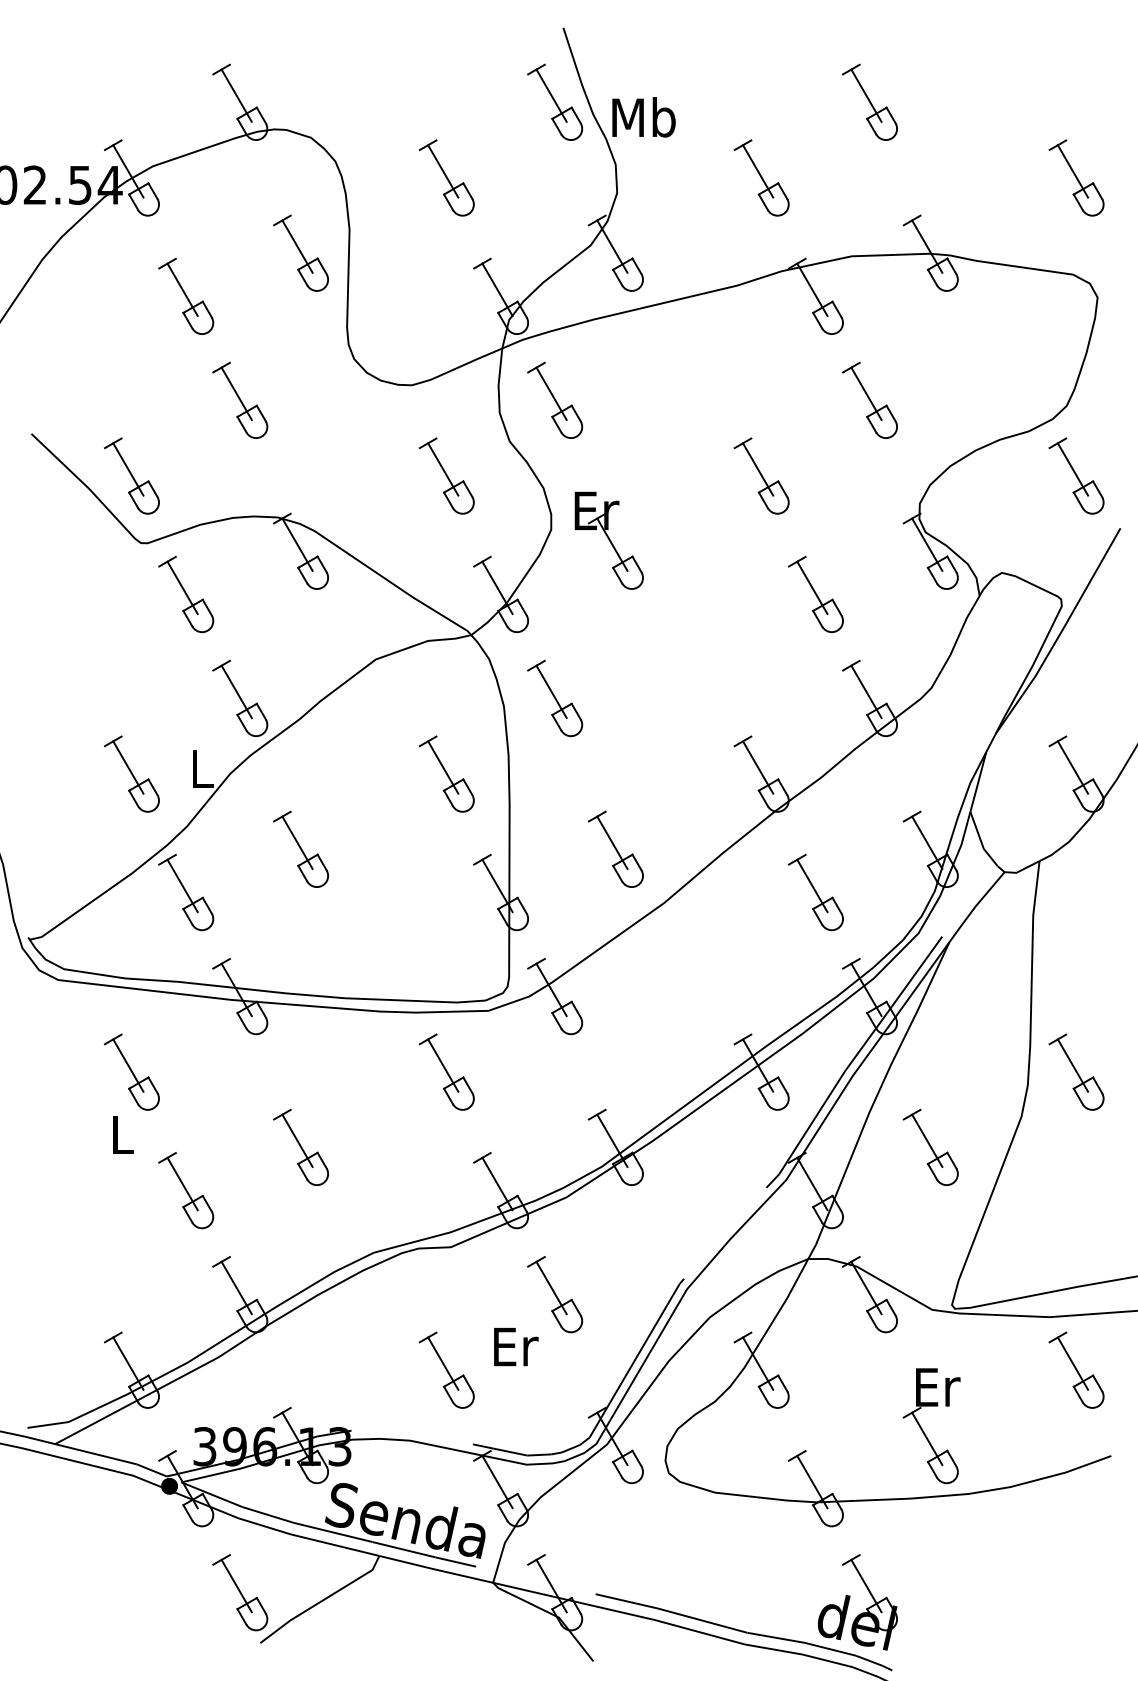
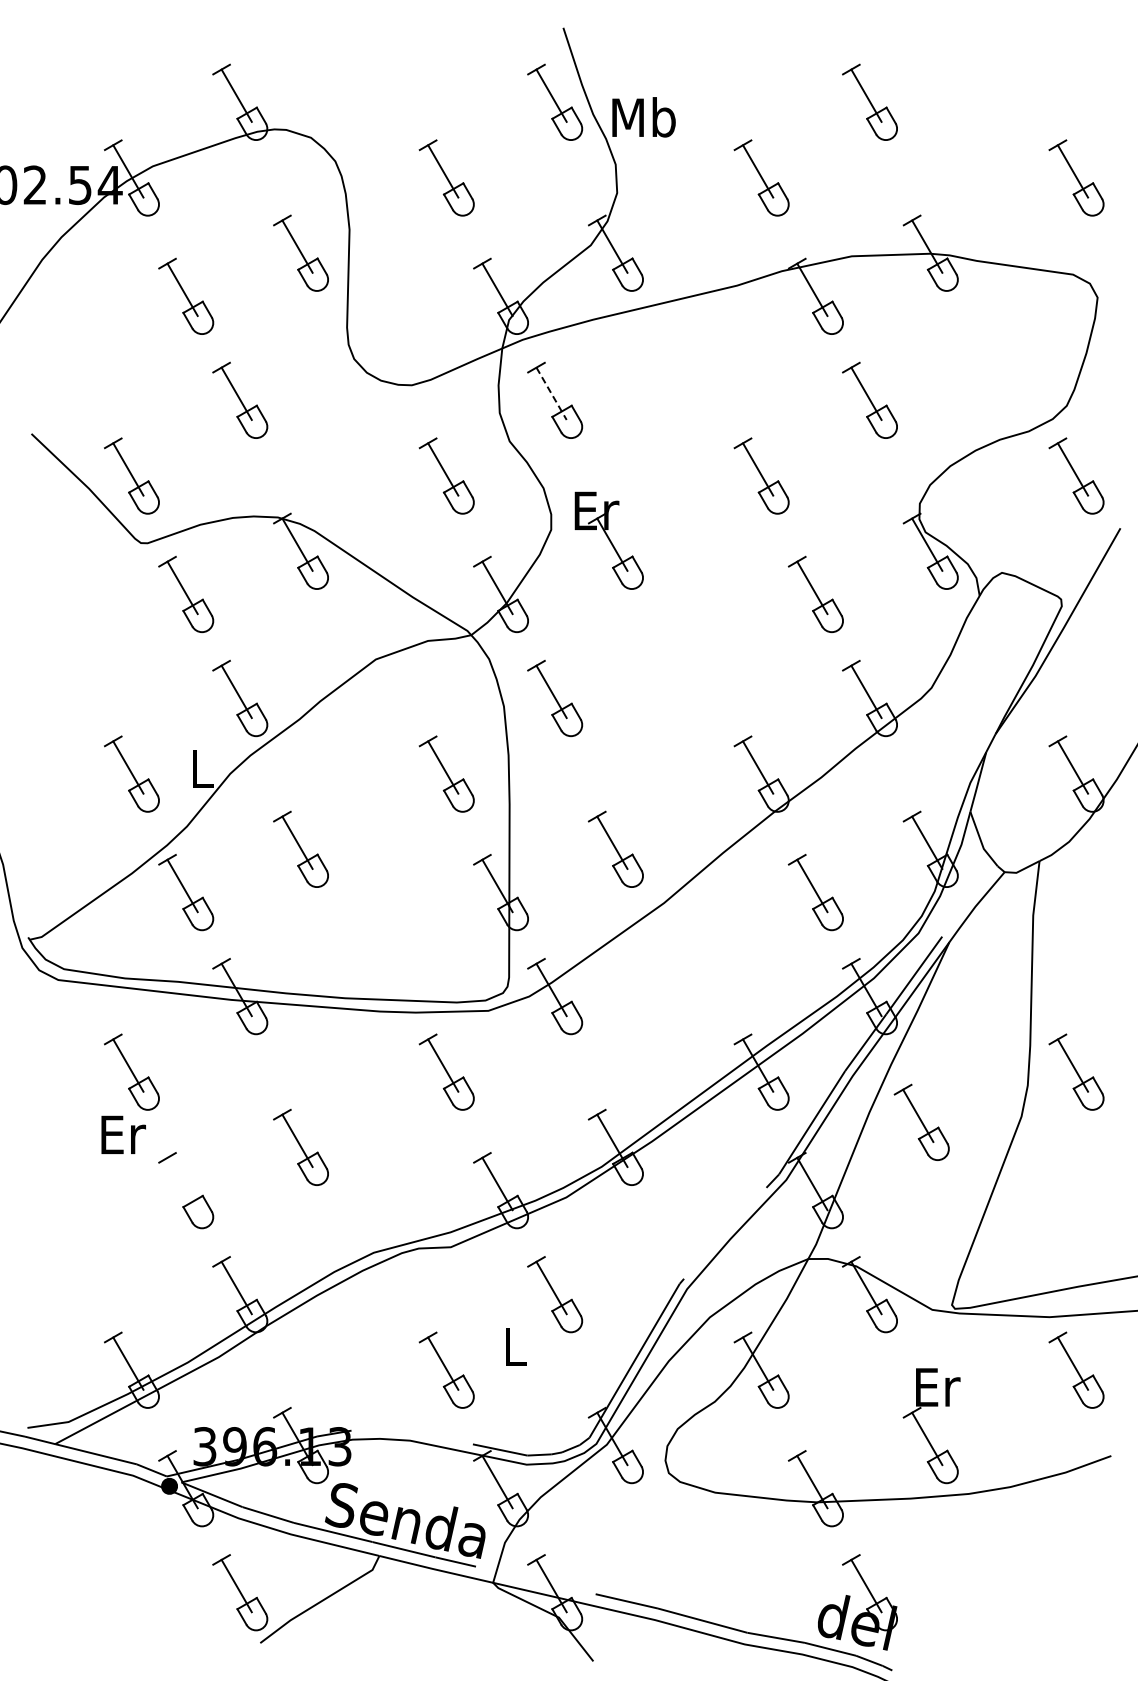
line: solid -> dashed (551, 394)
text: L -> Er (123, 1134)
part position: (930, 1146) -> (921, 1121) (921, 1121)
line: present -> none (182, 1183)
text: Er -> L (516, 1346)
